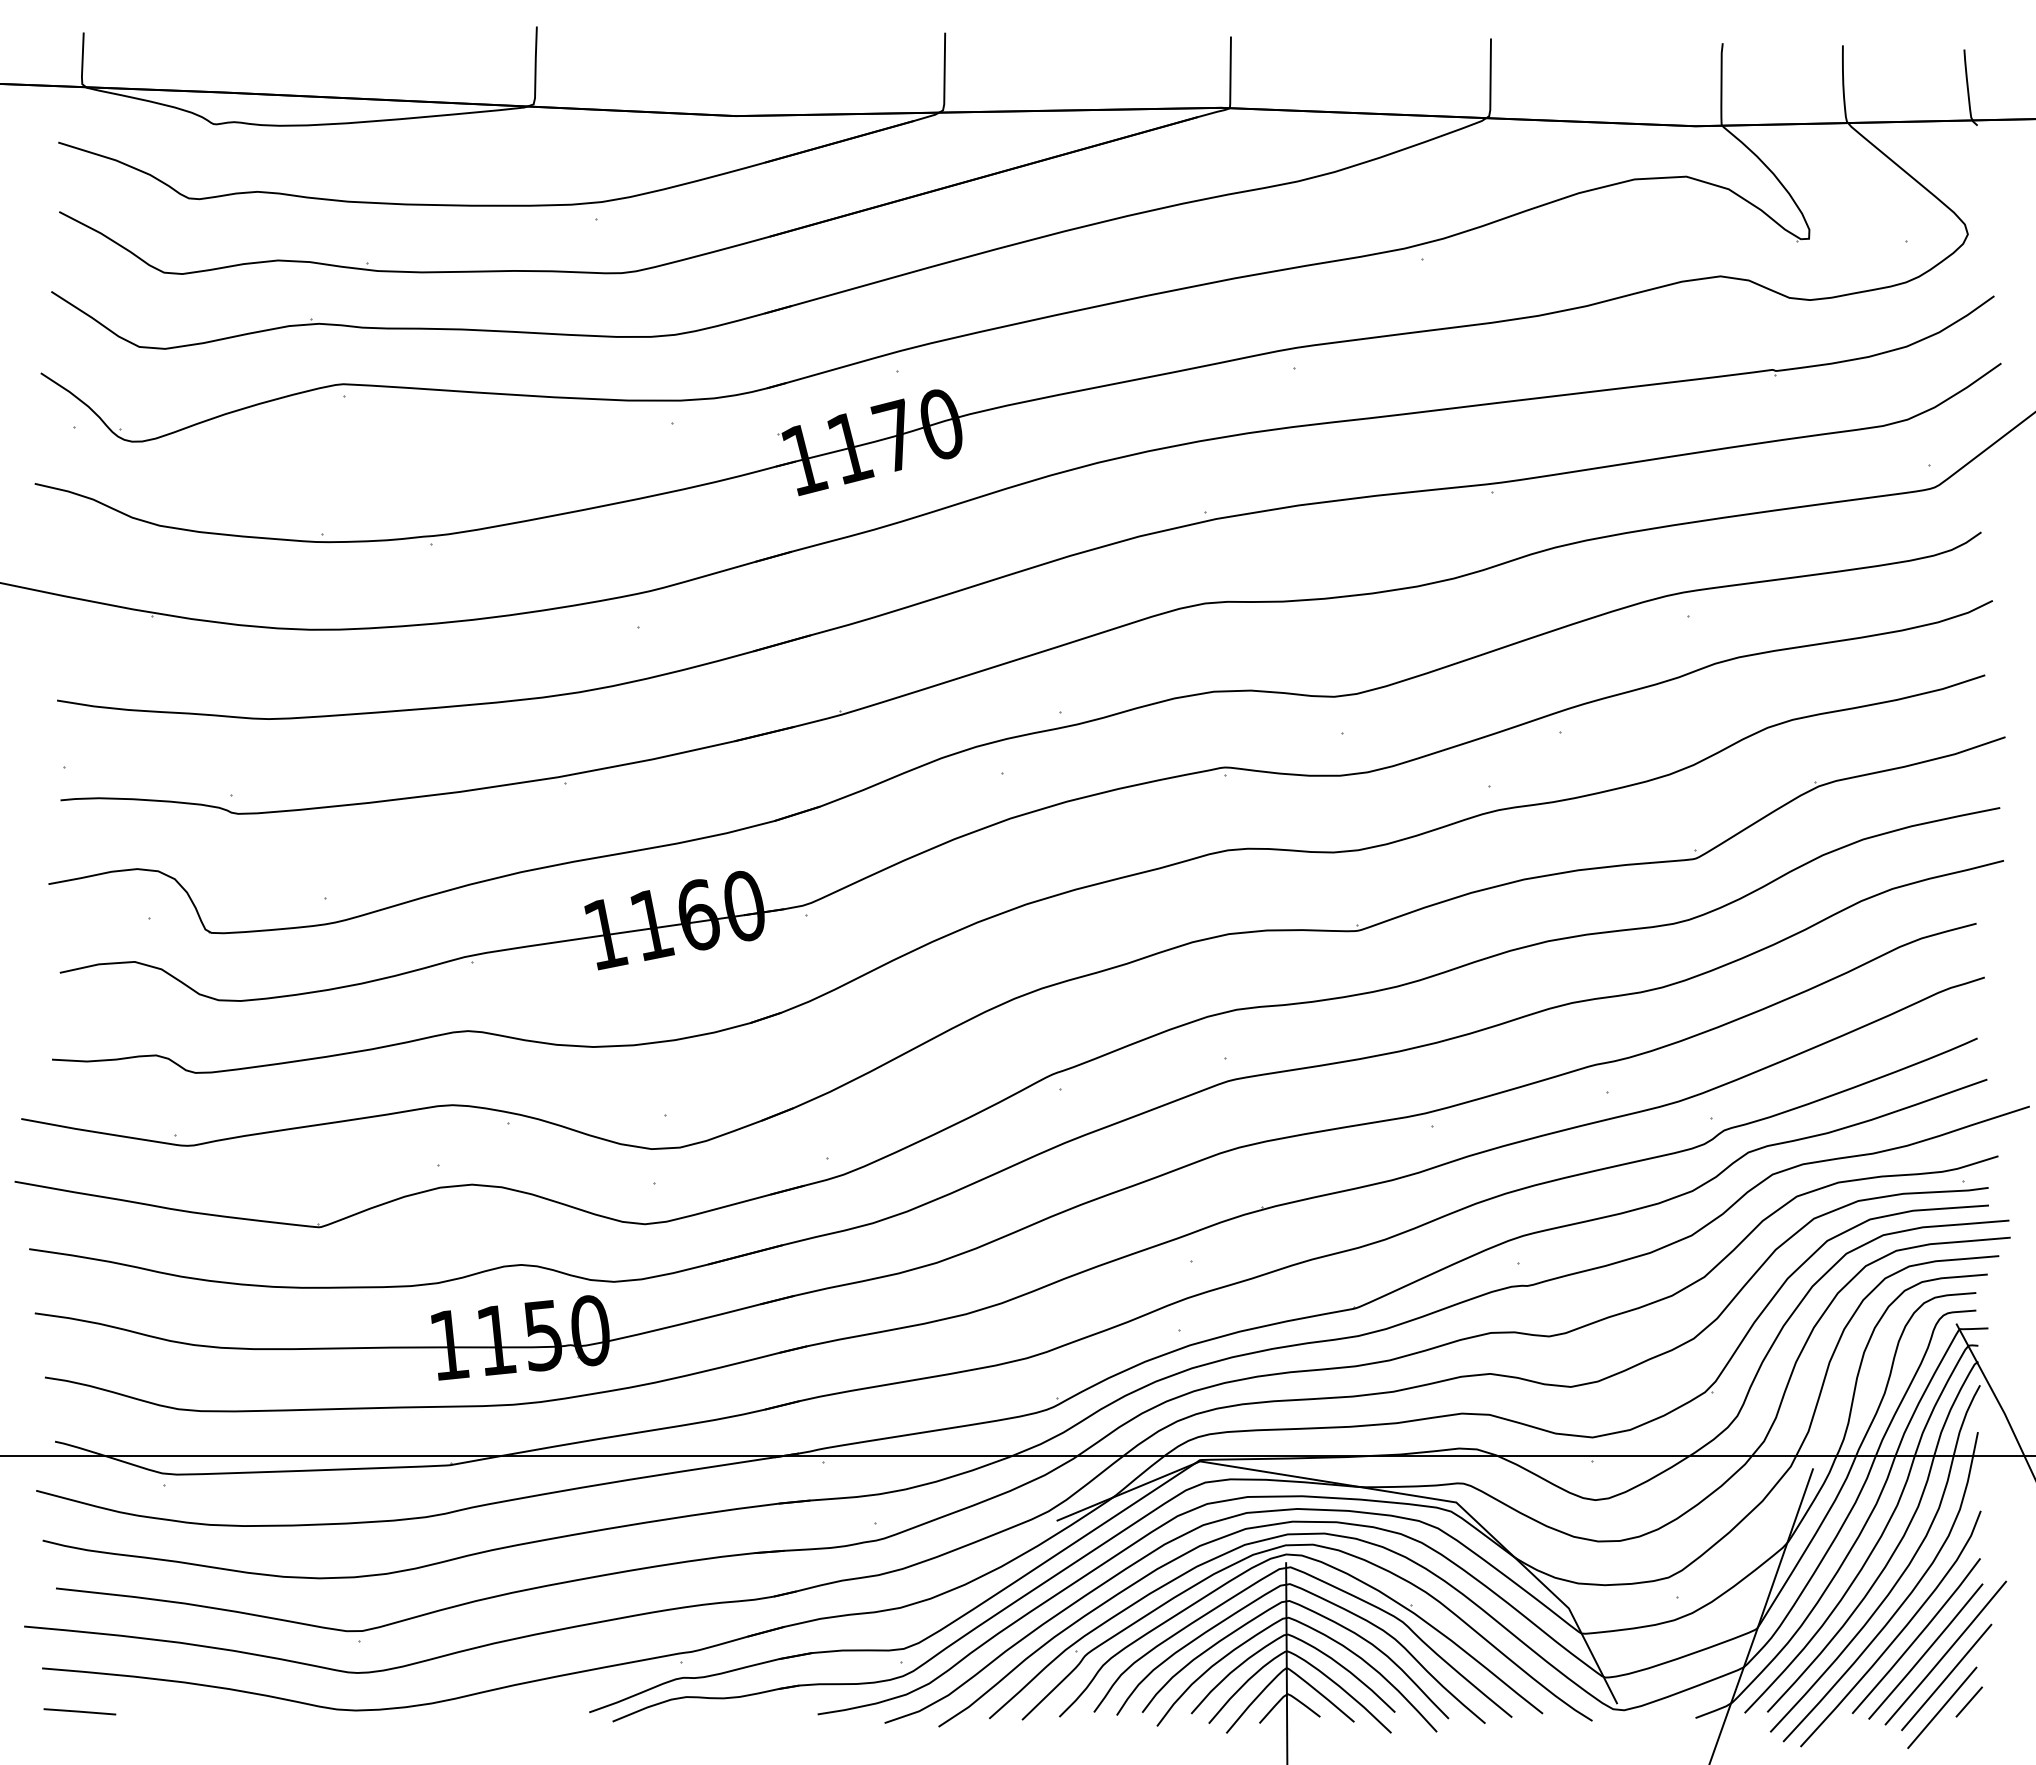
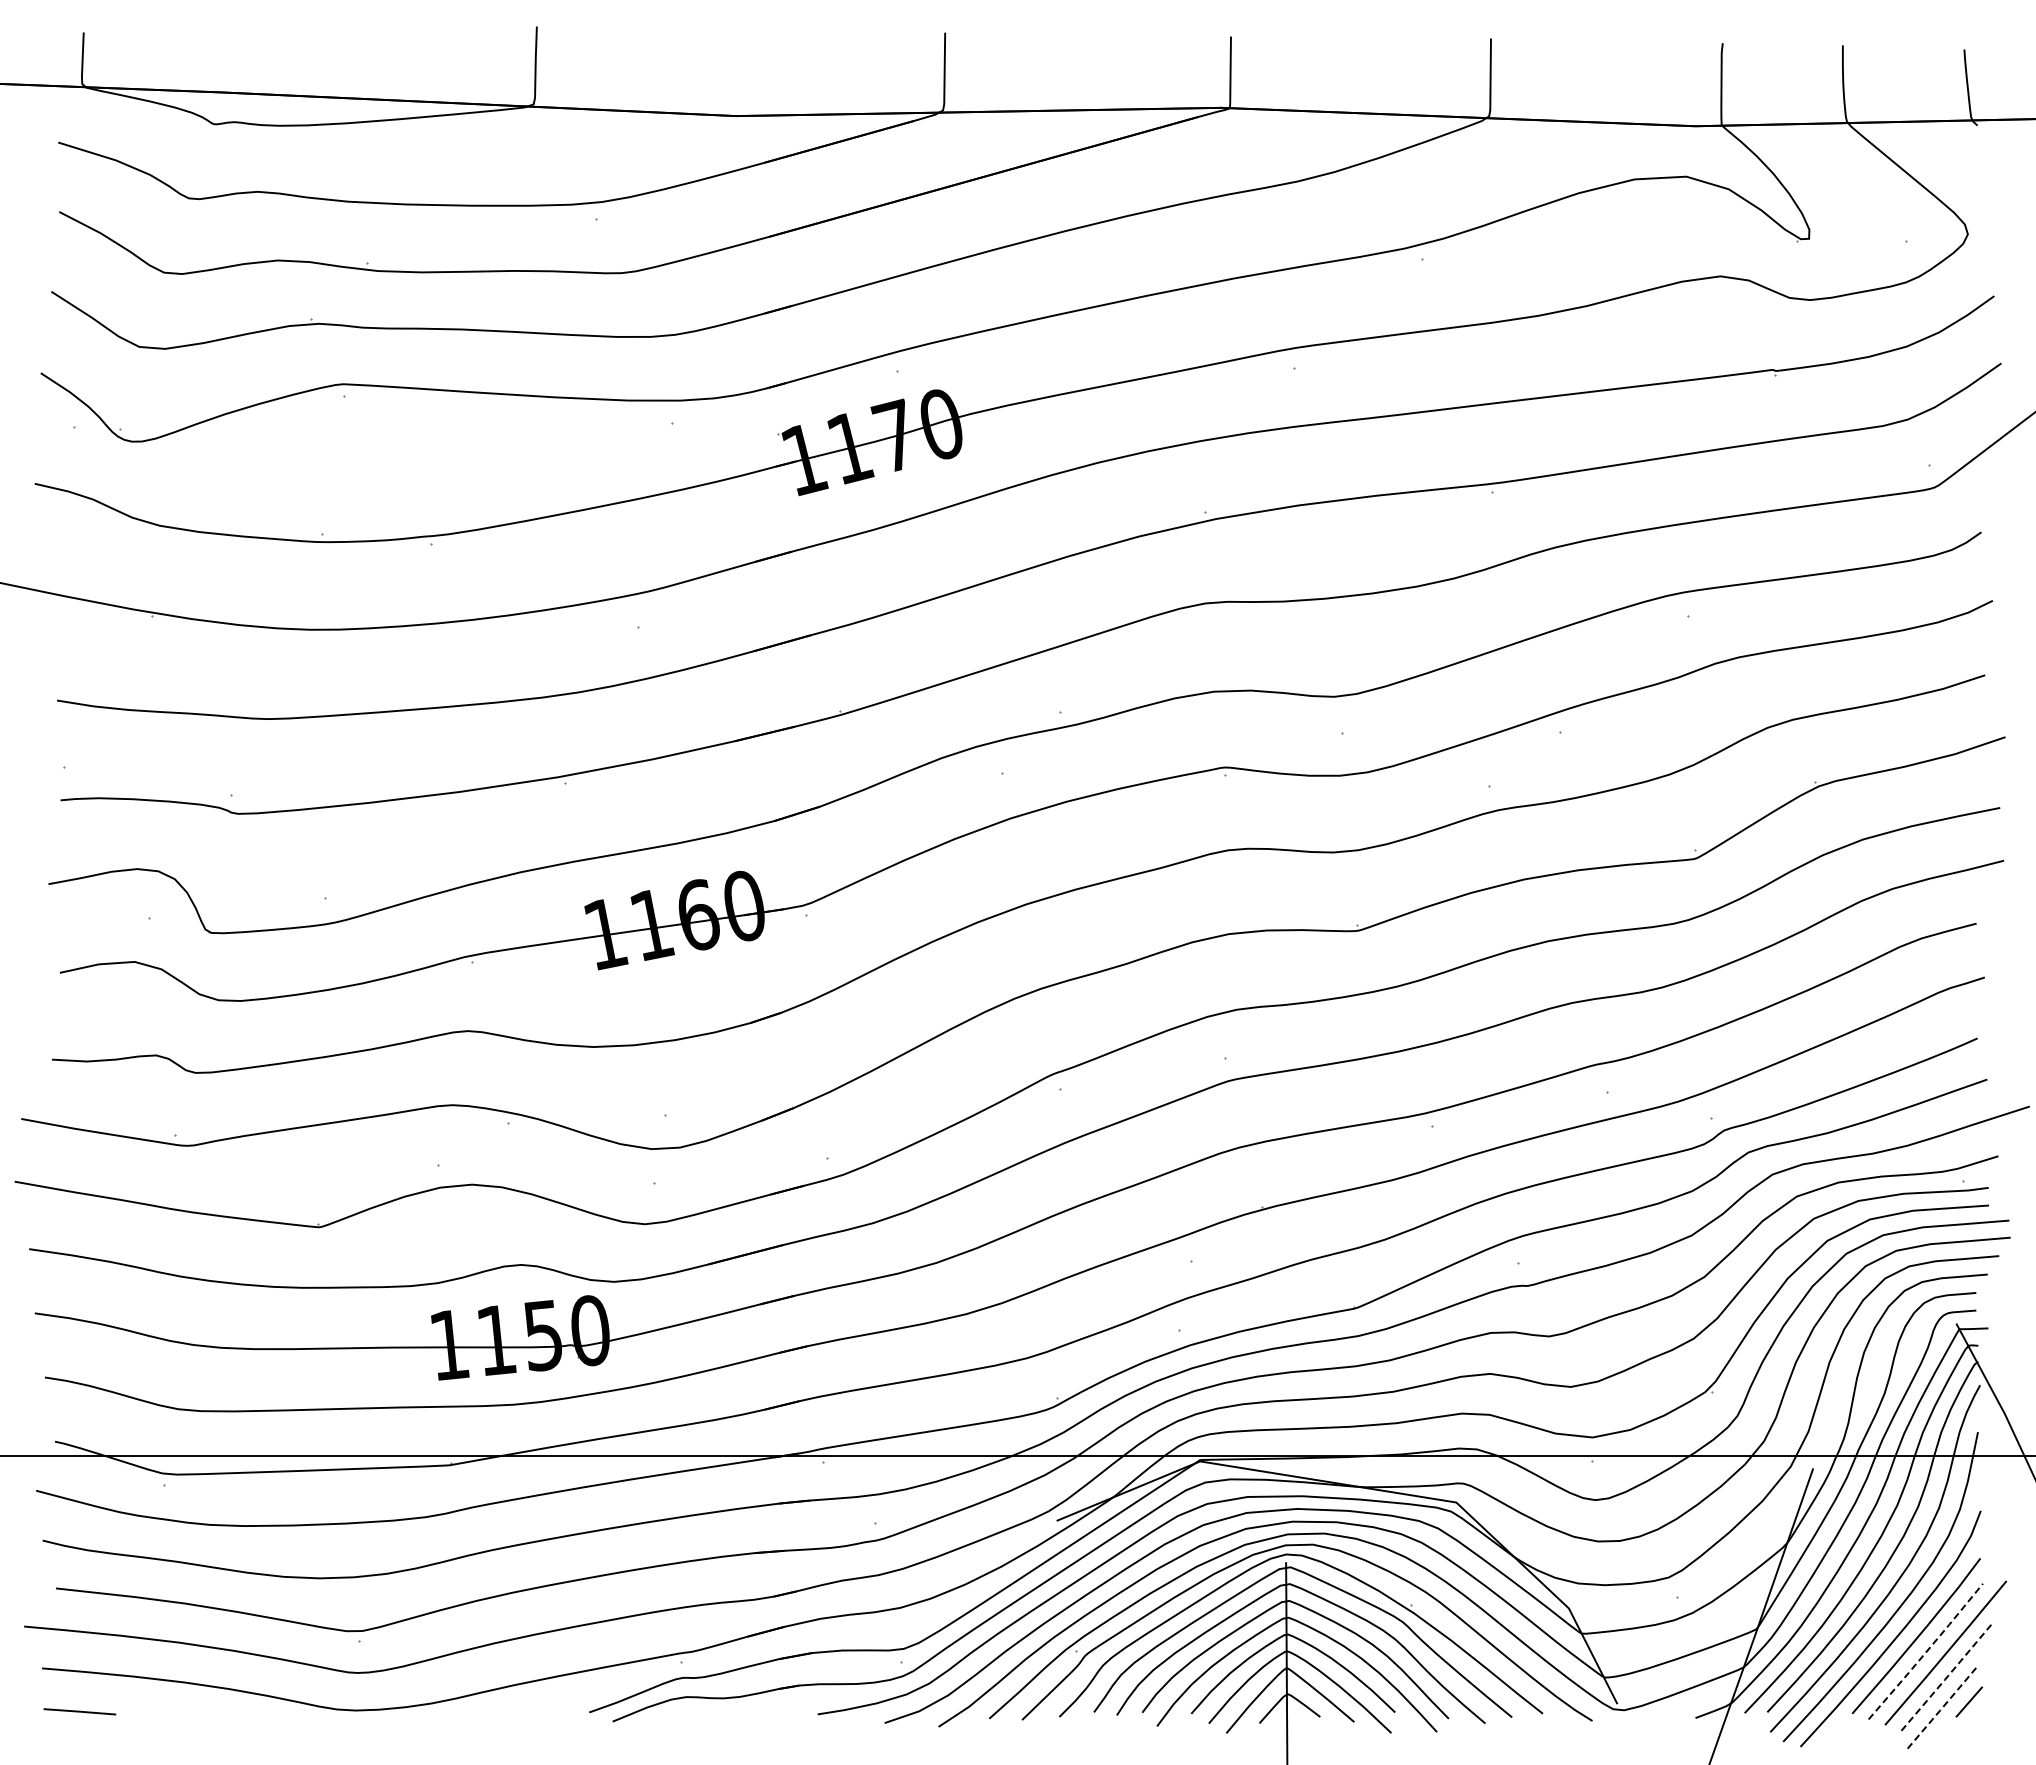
line: solid -> dashed (1926, 1651)
line: solid -> dashed (1946, 1678)
line: solid -> dashed (1942, 1708)
